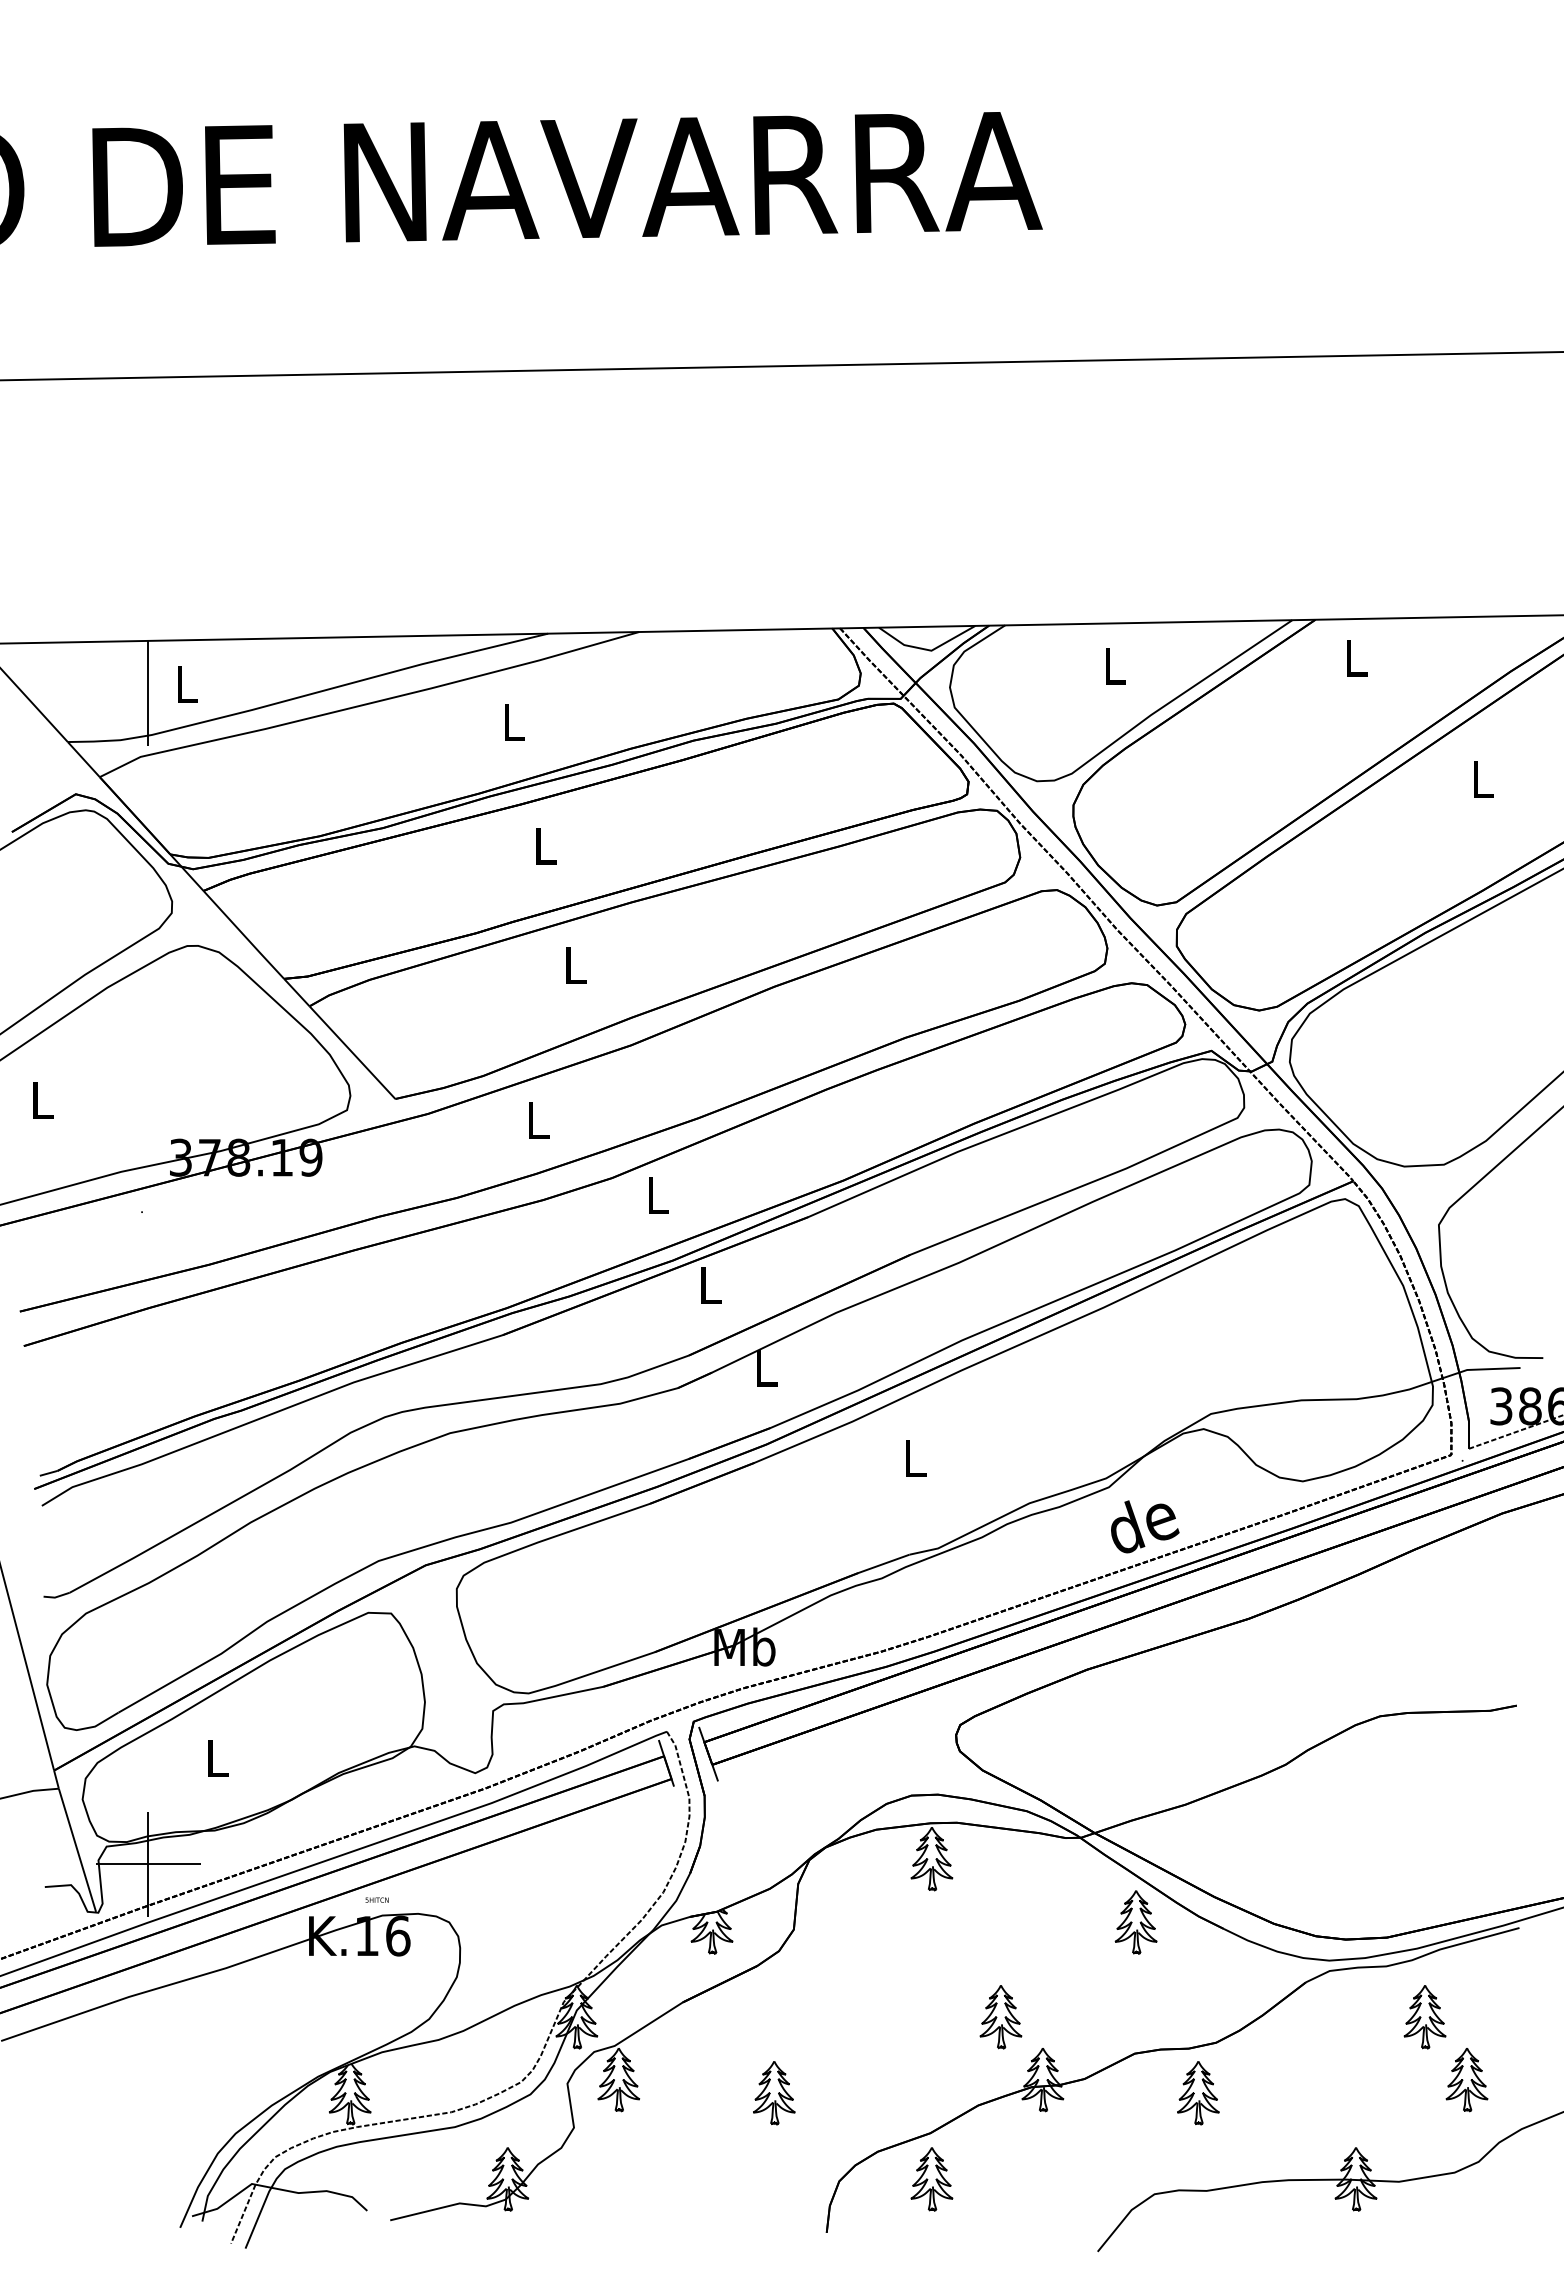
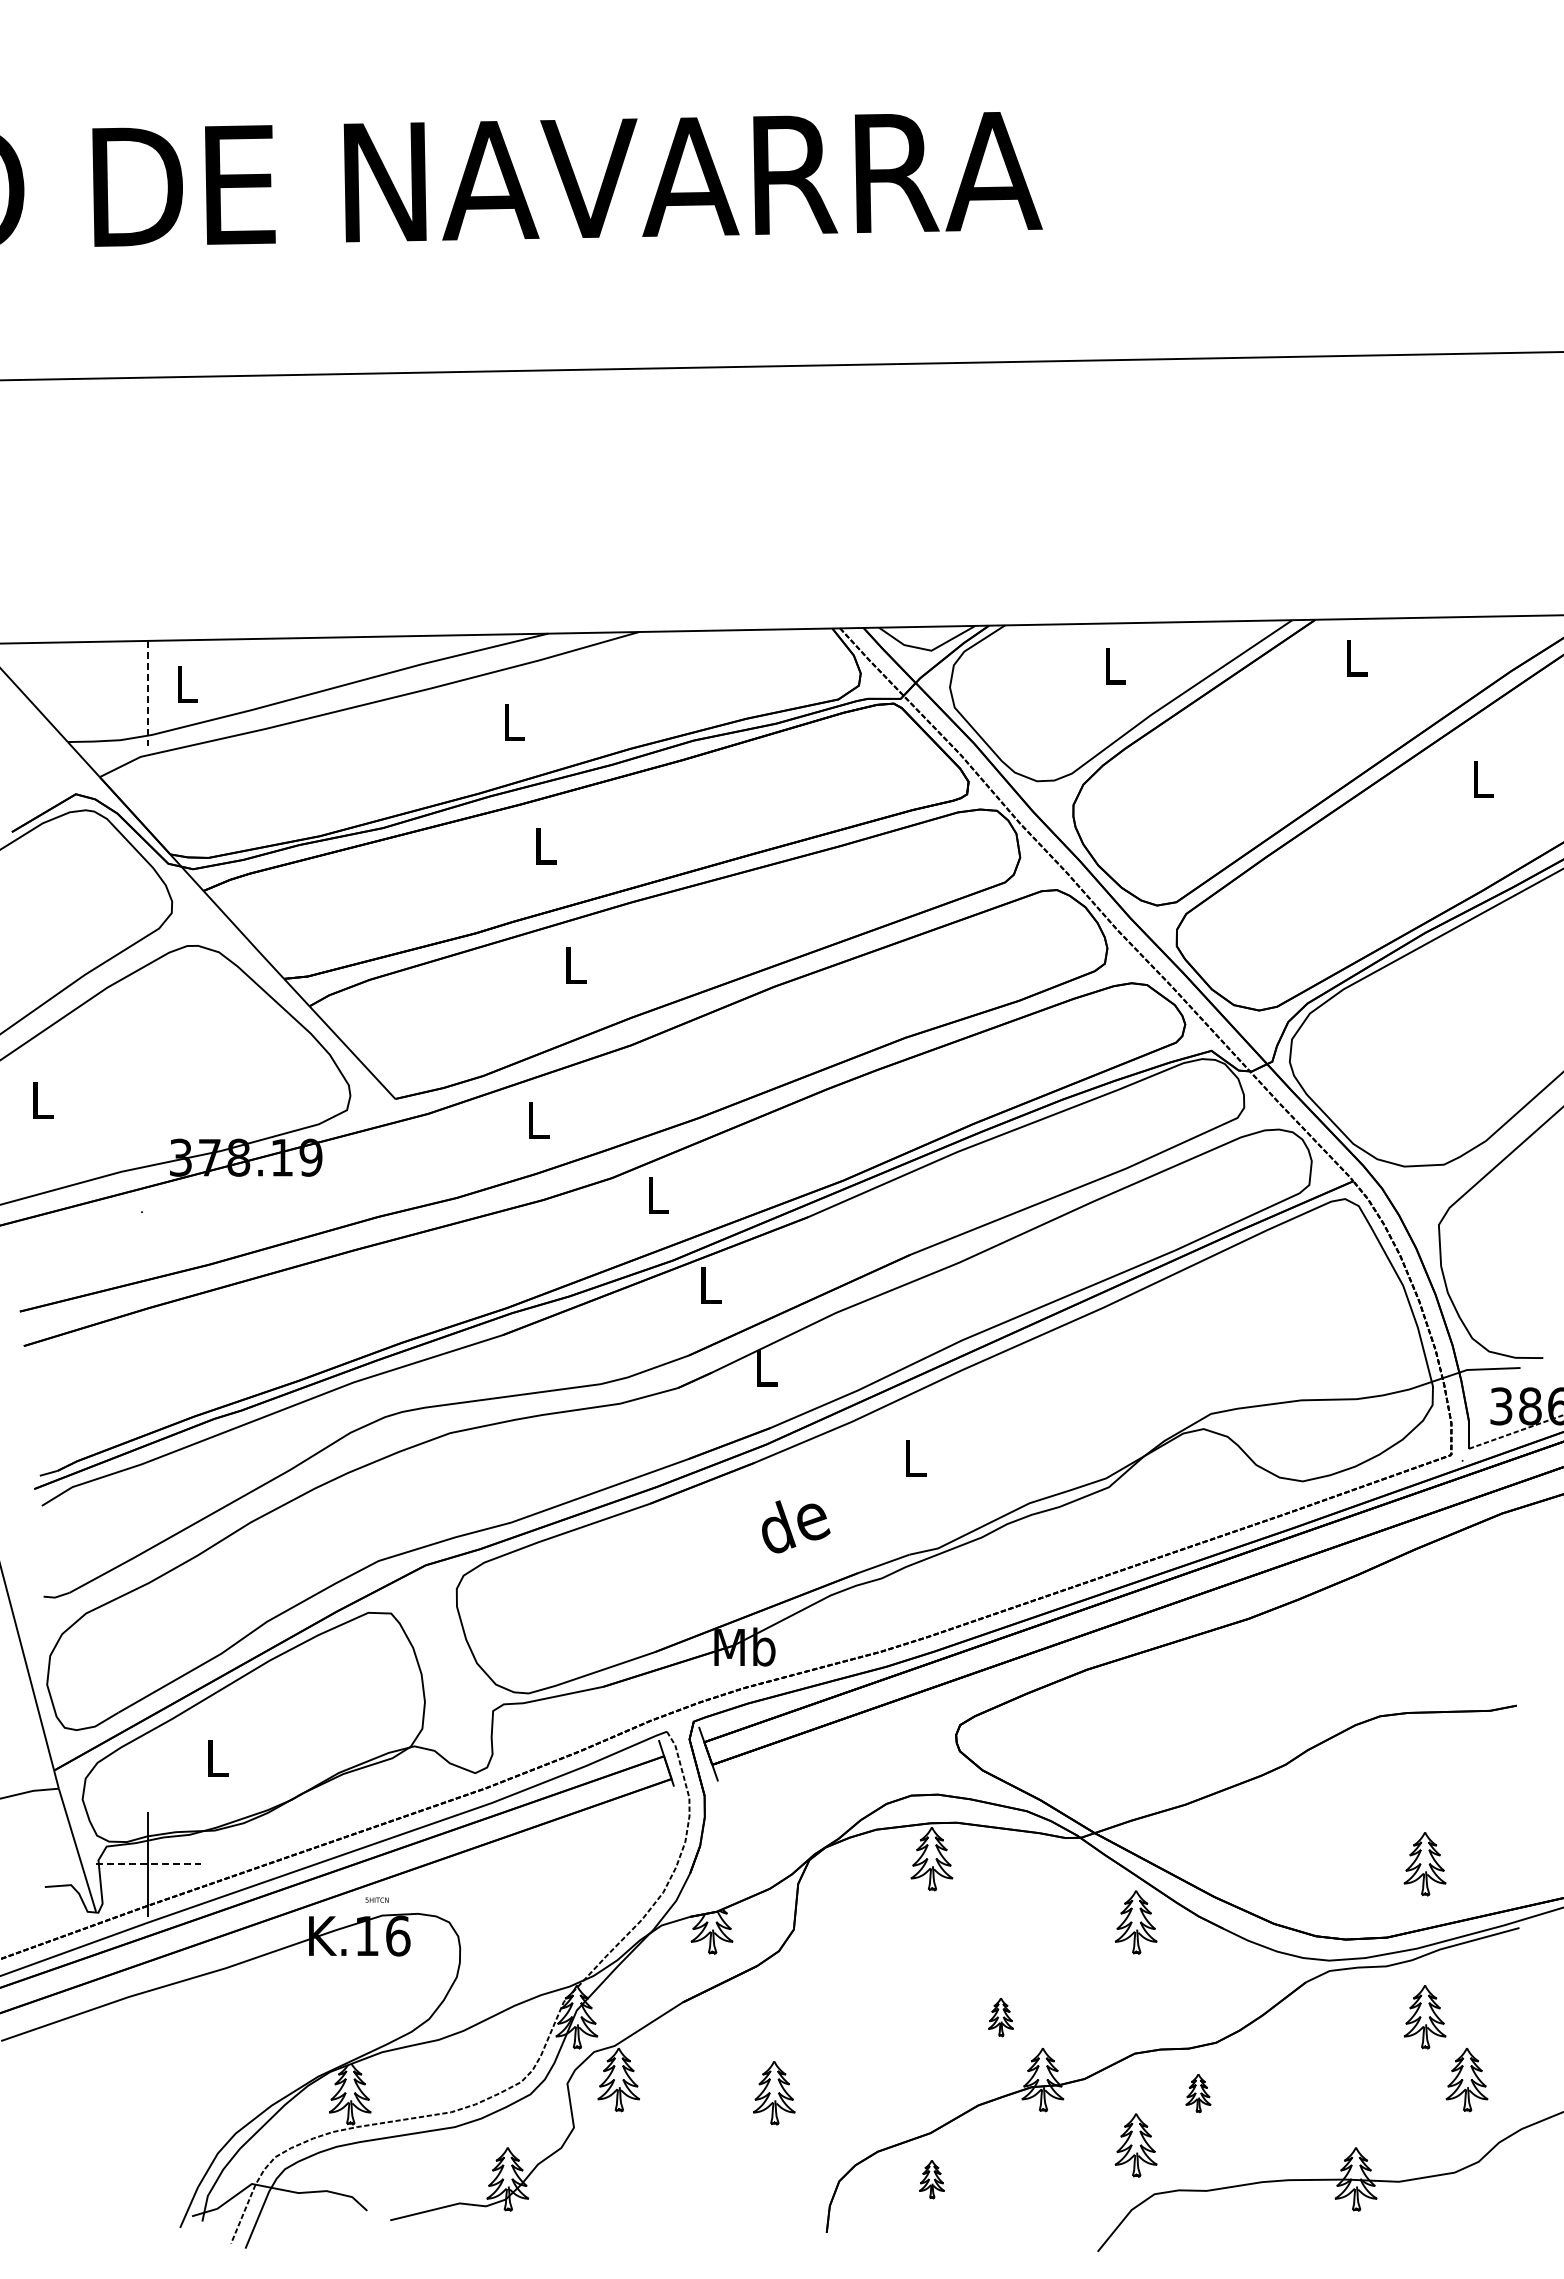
line: solid -> dashed (148, 693)
text position: (1145, 1526) -> (796, 1526) (796, 1526)
line: solid -> dashed (148, 1864)
part: none -> present (1424, 1864)
part size: 44x65 px -> 26x40 px (1000, 2017)
part size: 43x65 px -> 27x40 px (1198, 2093)
part: none -> present (1135, 2145)
part size: 44x65 px -> 26x40 px (931, 2179)
